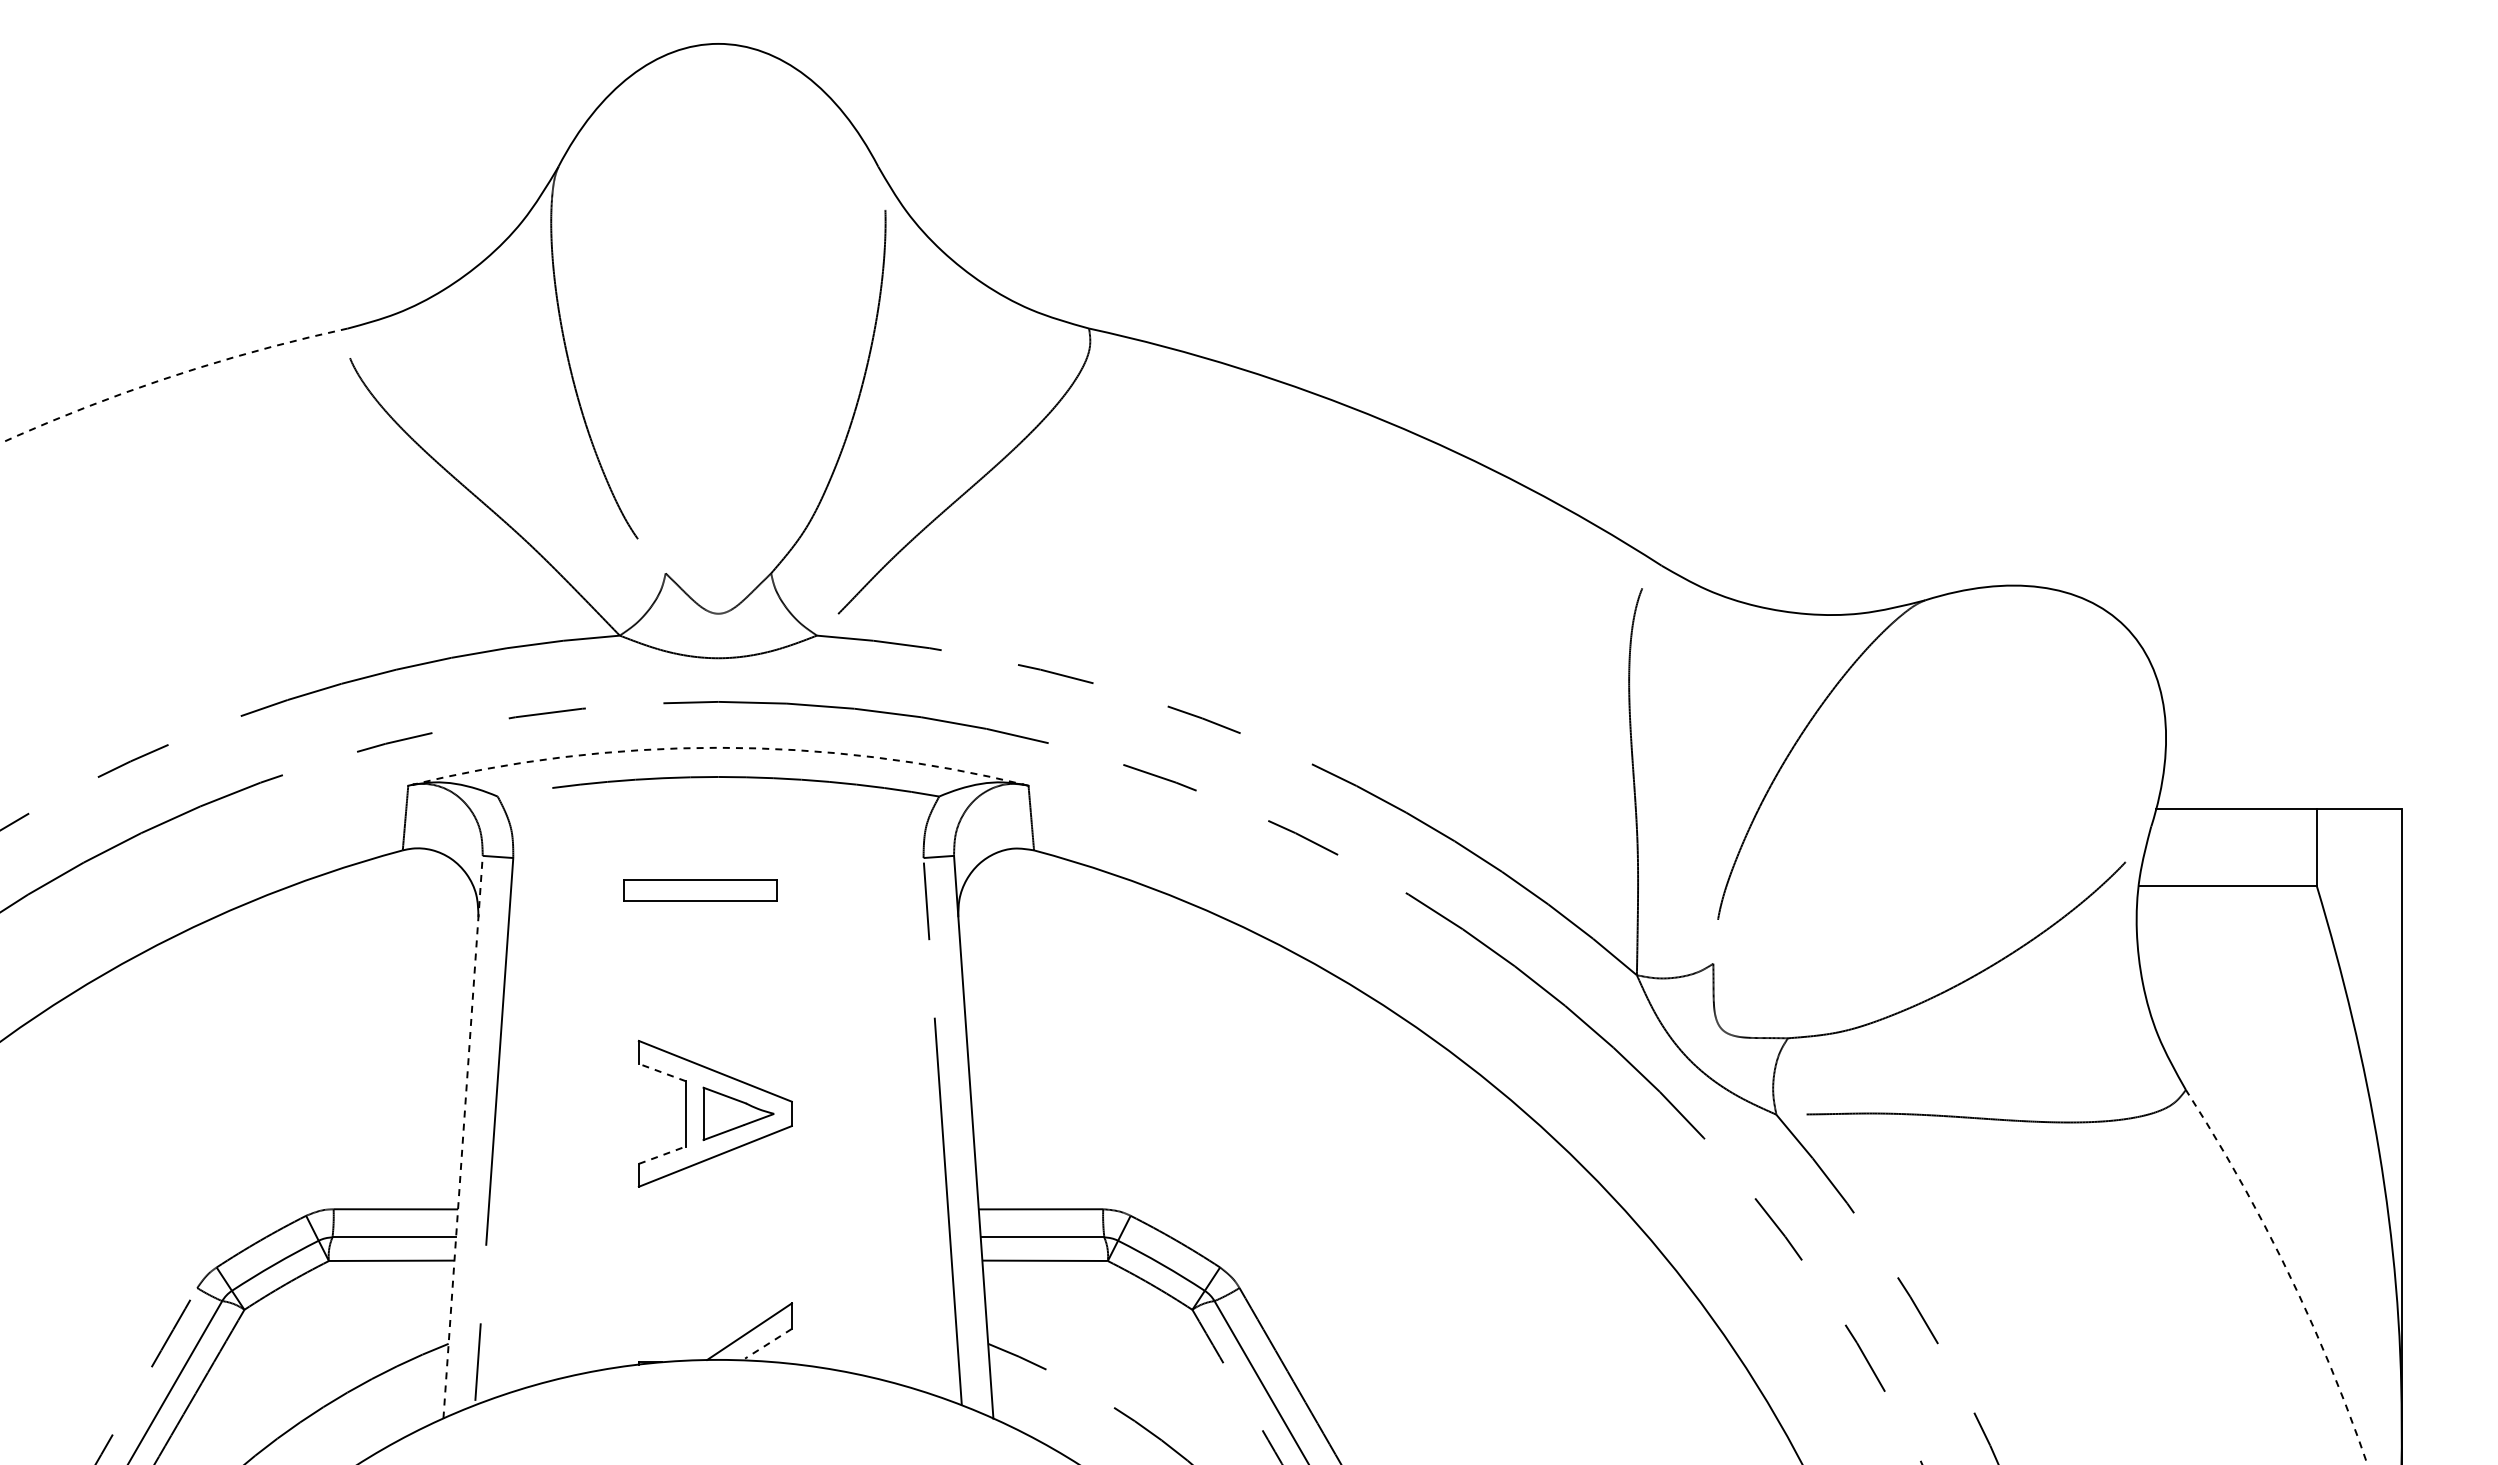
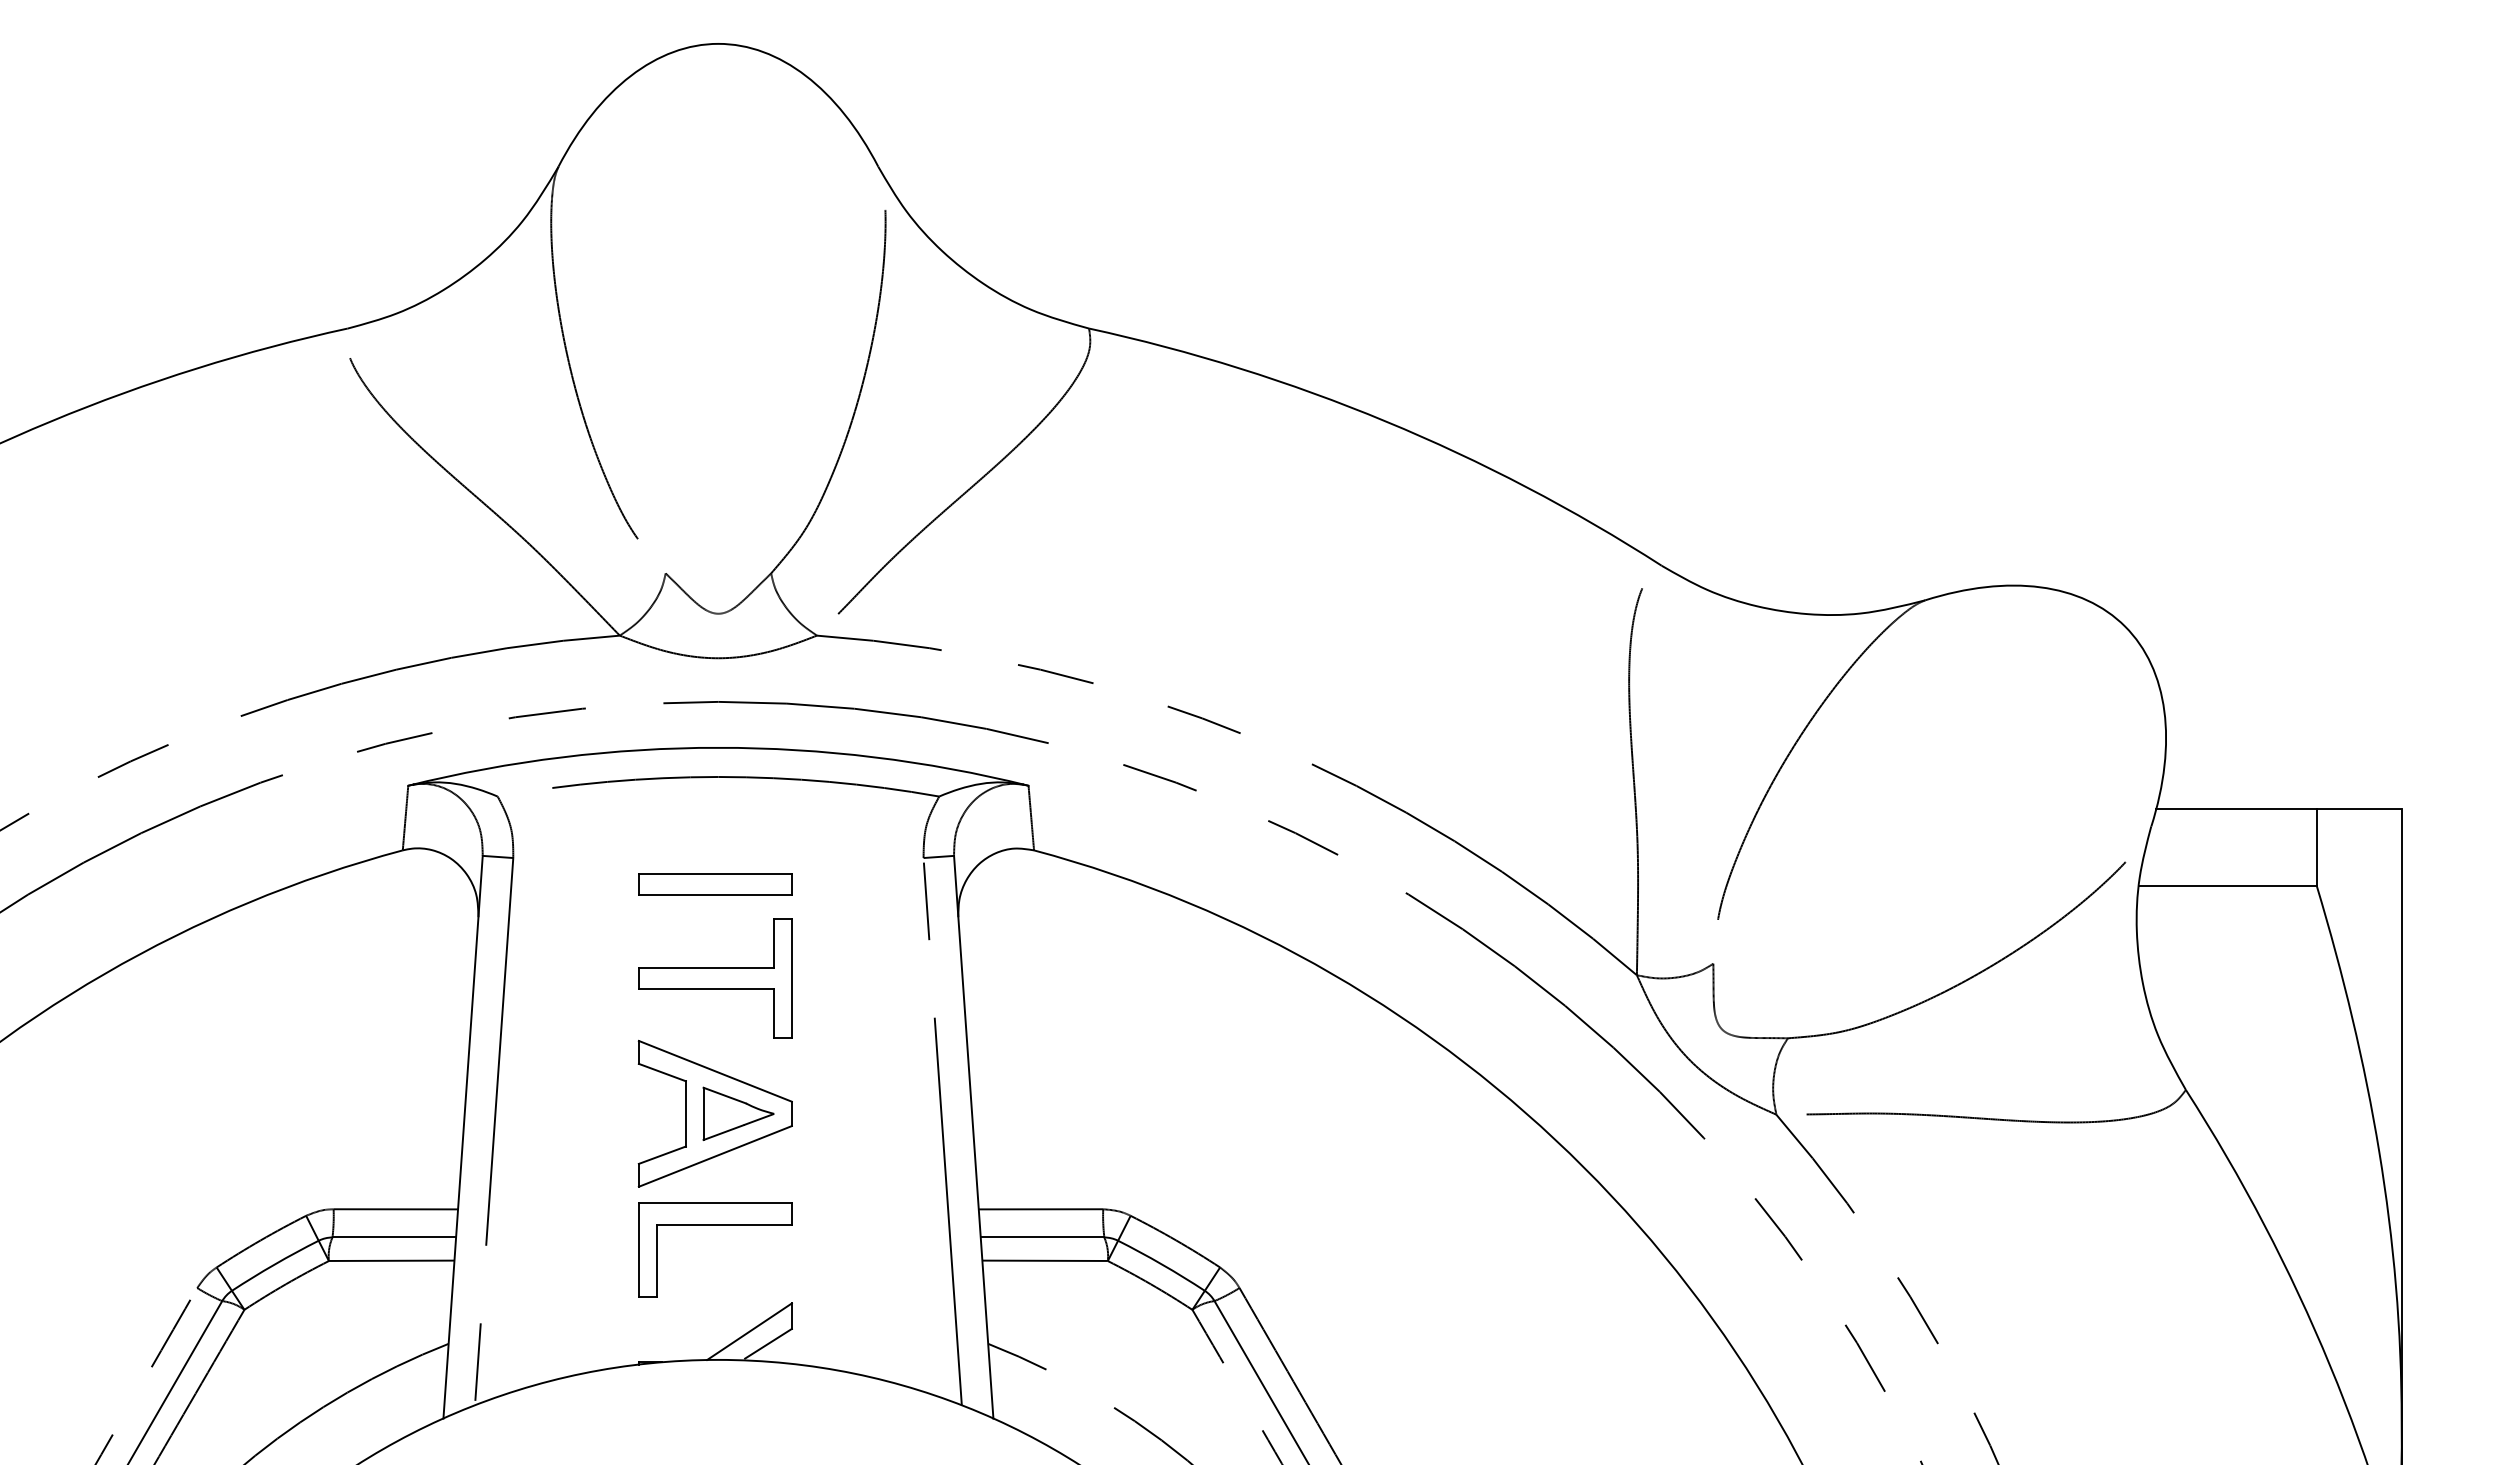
arc: dashed -> solid (170, 377)
arc: dashed -> solid (718, 747)
part position: (700, 890) -> (715, 884) (715, 884)
part: none -> present (715, 978)
line: dashed -> solid (661, 1072)
line: dashed -> solid (463, 1136)
line: dashed -> solid (662, 1155)
part: none -> present (715, 1225)
arc: dashed -> solid (2287, 1271)
line: dashed -> solid (768, 1343)
